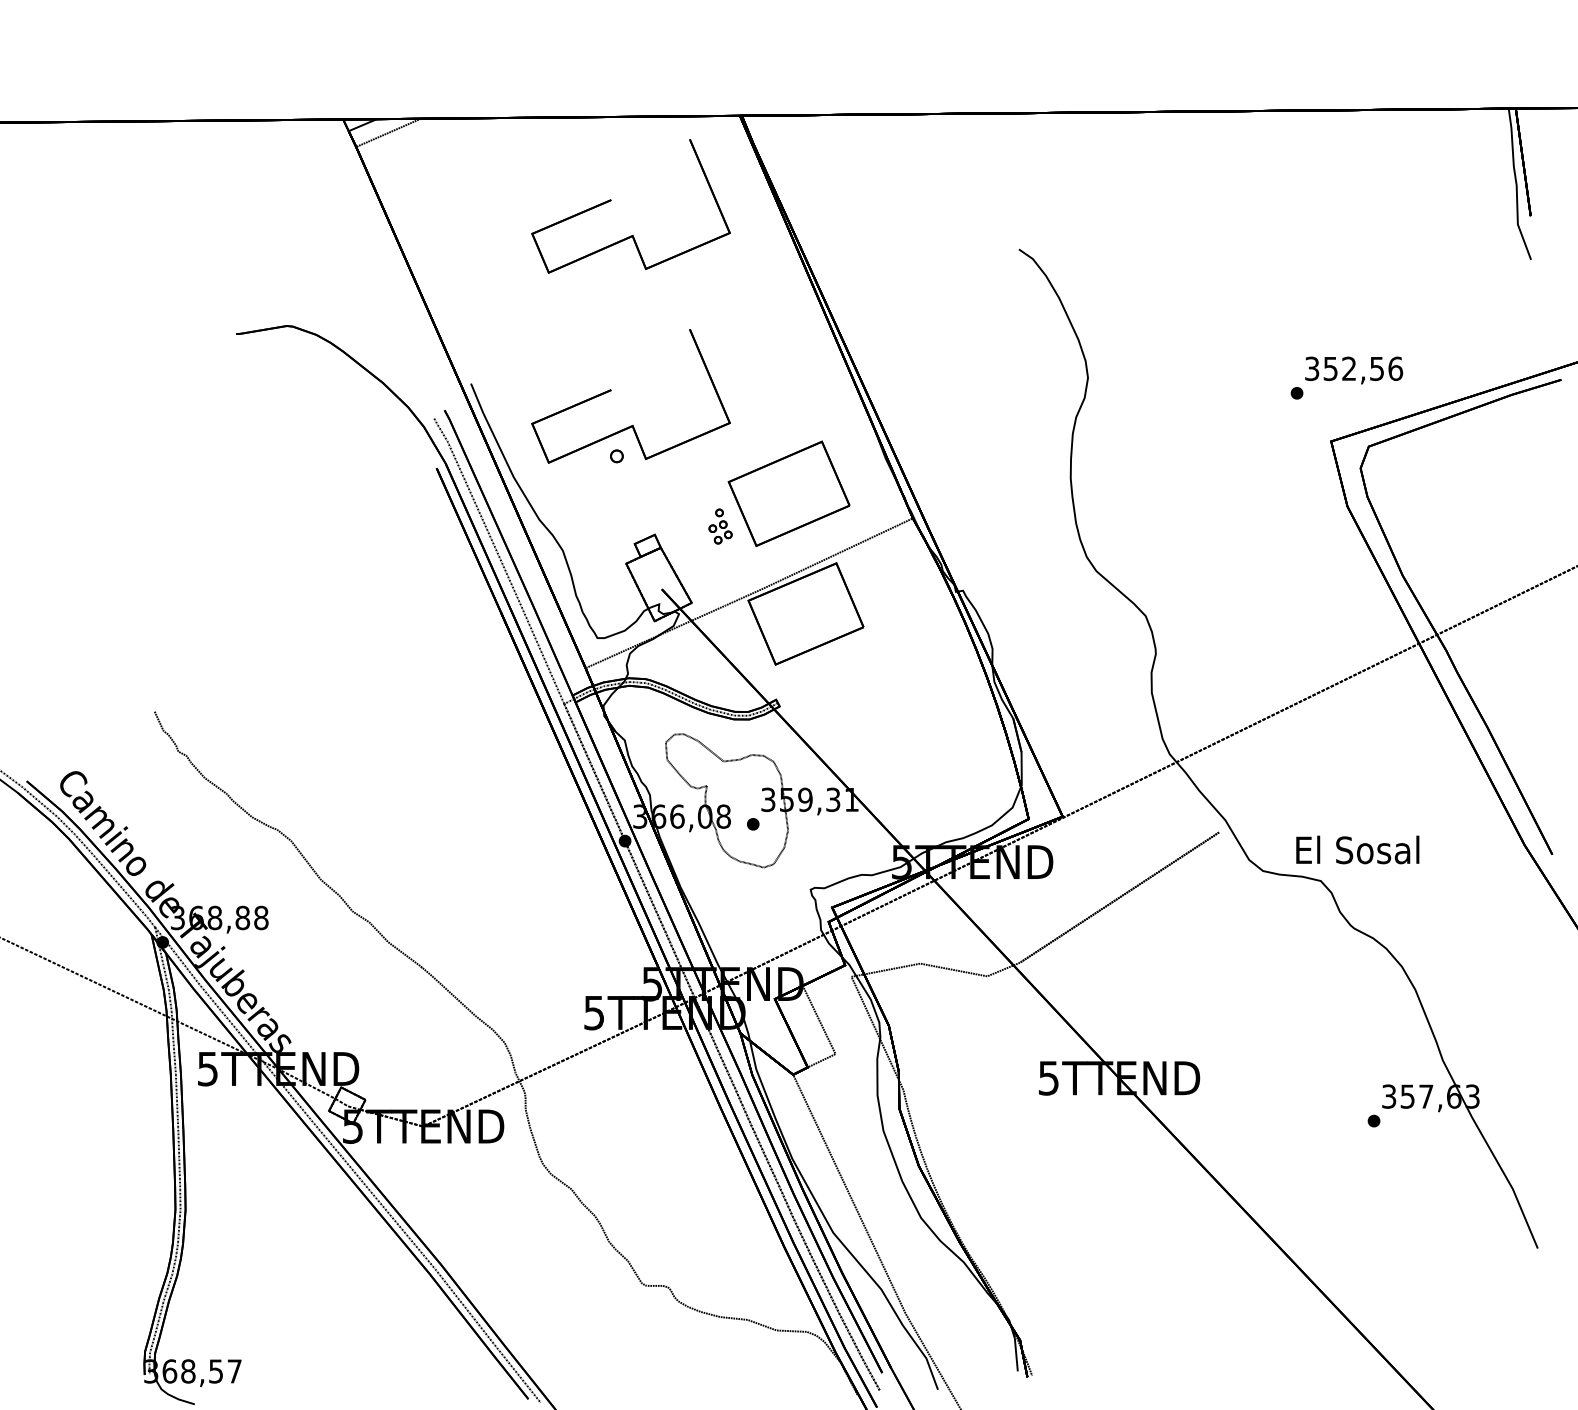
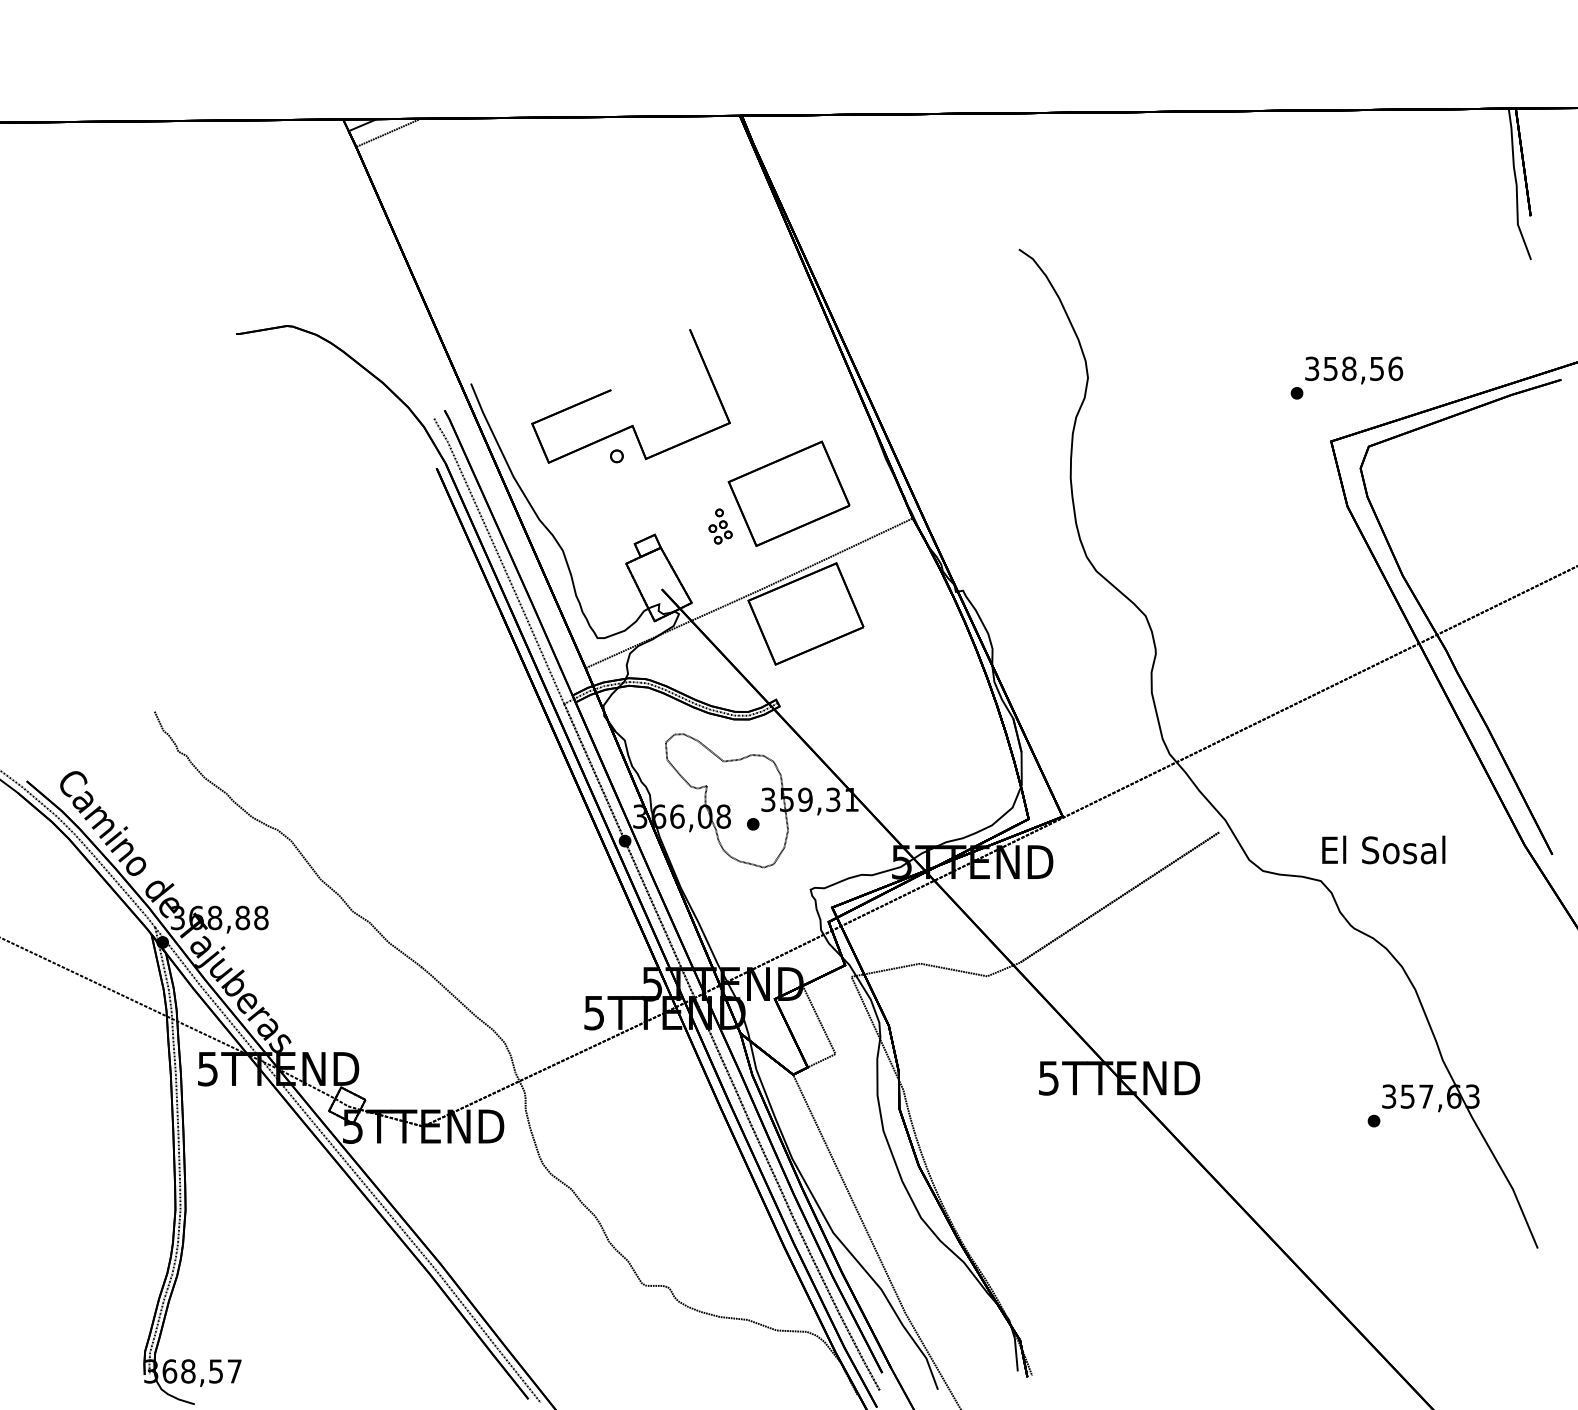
part: present -> none (611, 201)
text: 352,56 -> 358,56 (1349, 368)
text position: (1357, 849) -> (1383, 849) (1383, 849)
